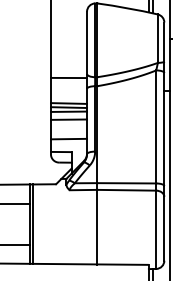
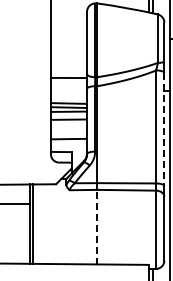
line: solid -> dashed (164, 129)
line: solid -> dashed (97, 226)
line: present -> none (16, 244)
